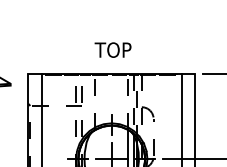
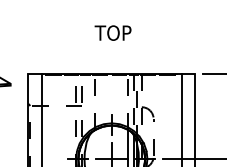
text position: (112, 49) -> (112, 32) (112, 32)
